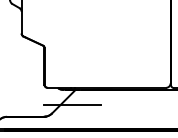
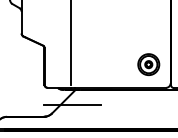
line: none -> present (71, 43)
part: none -> present (148, 64)
